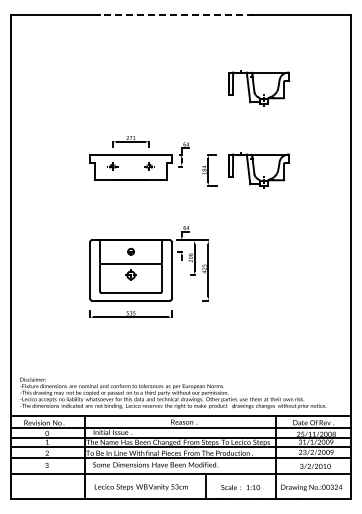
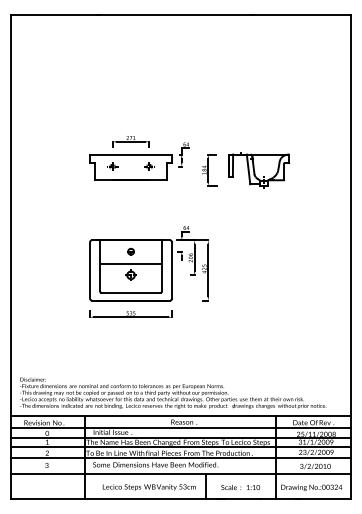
line: dashed -> solid (174, 15)
part: present -> none (259, 88)
text position: (140, 487) -> (148, 487) (148, 487)
